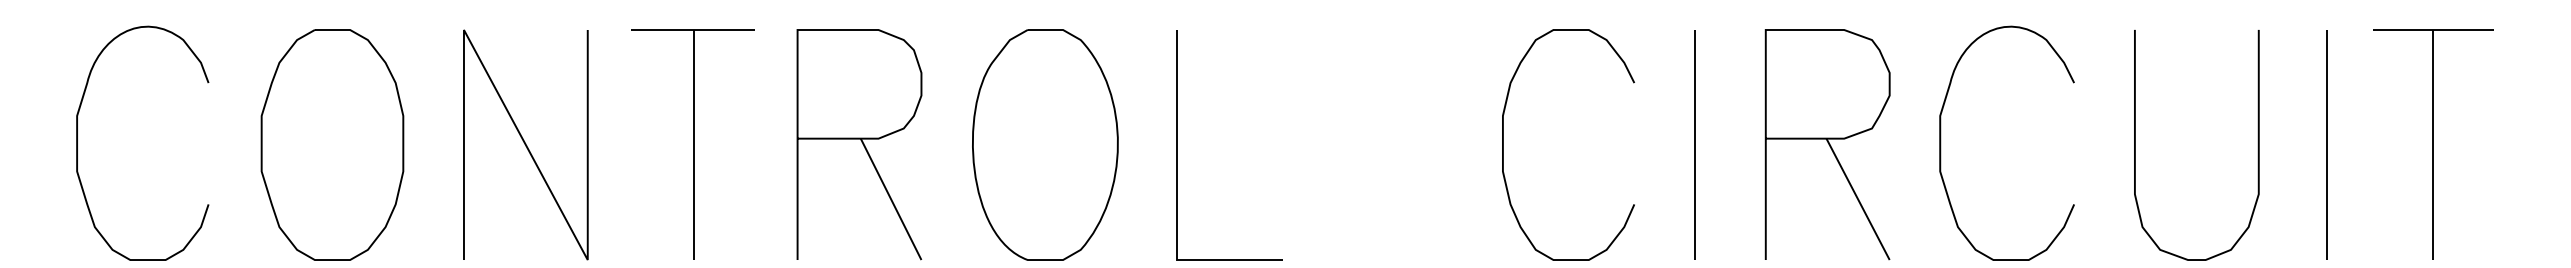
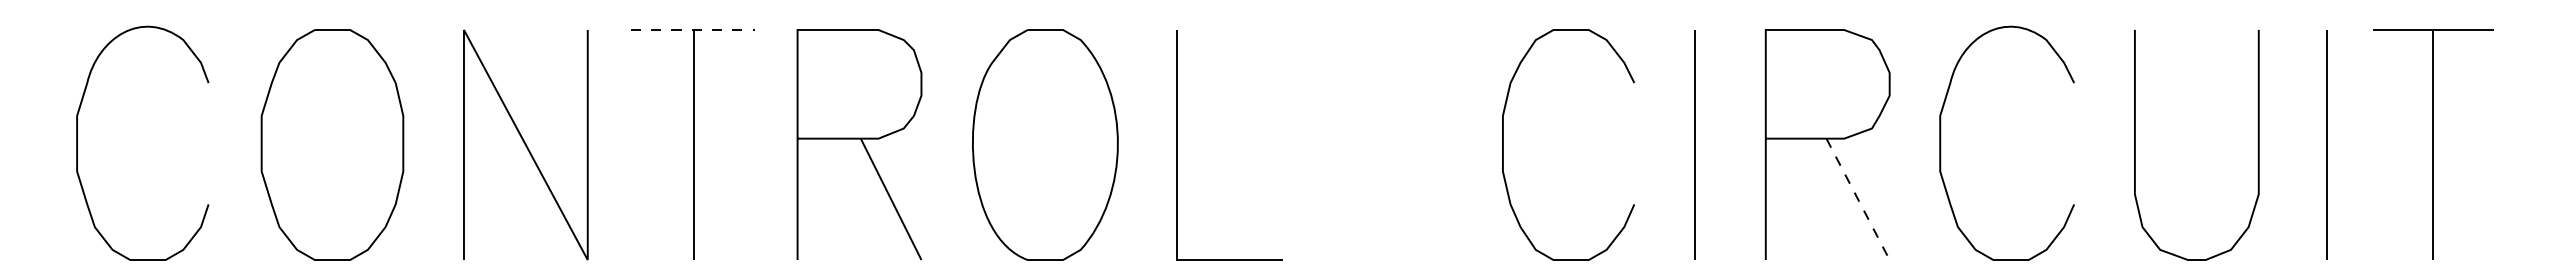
line: solid -> dashed (692, 30)
line: solid -> dashed (1858, 199)
